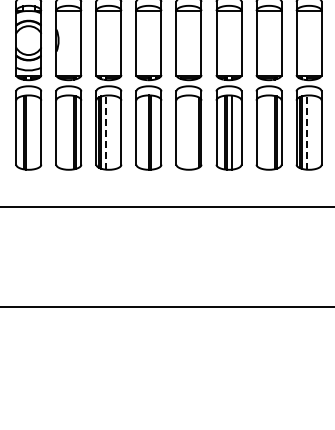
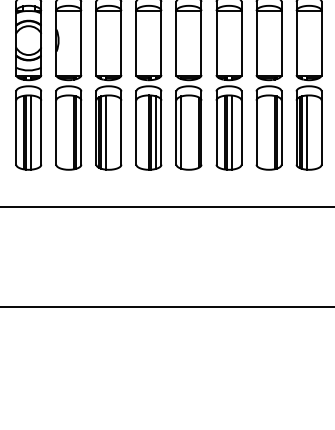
line: none -> present (31, 132)
line: dashed -> solid (106, 132)
line: none -> present (156, 132)
line: none -> present (181, 132)
line: dashed -> solid (306, 132)
